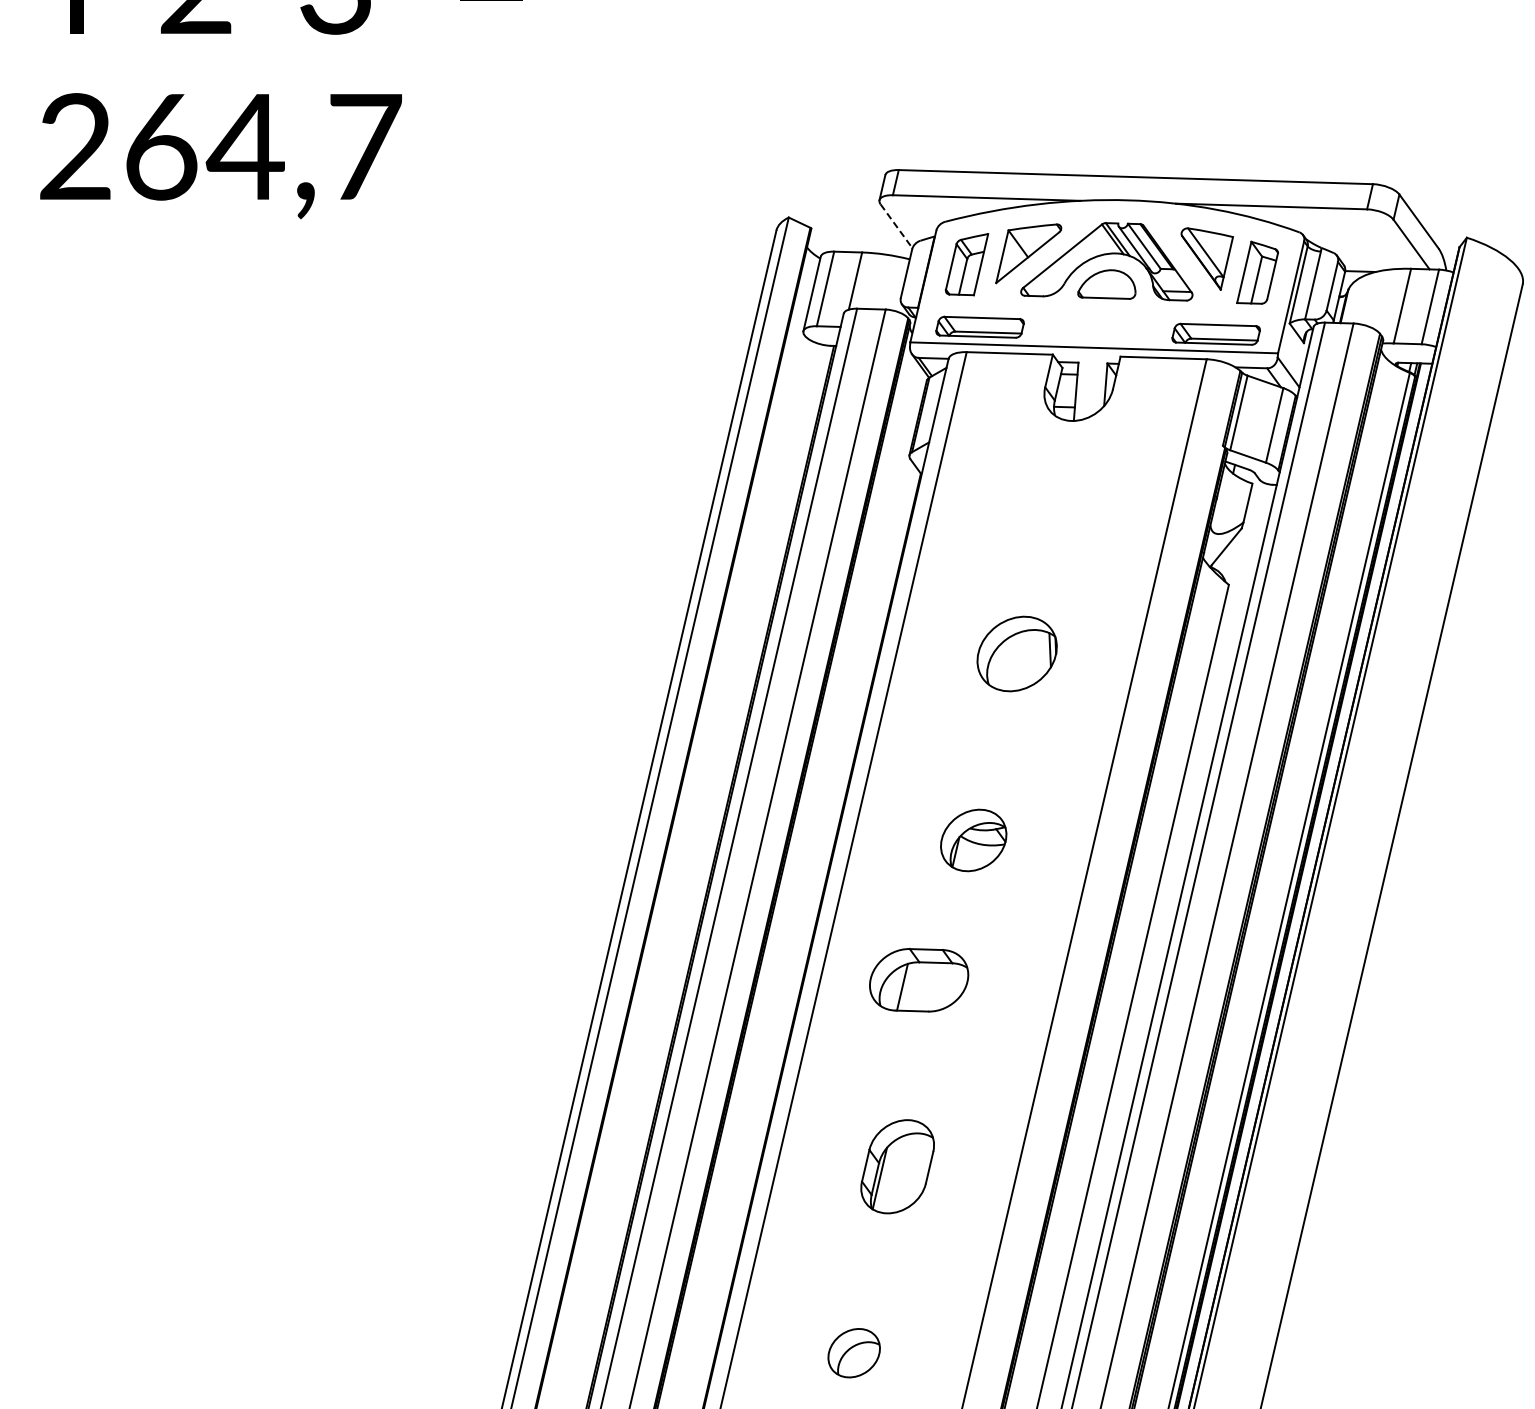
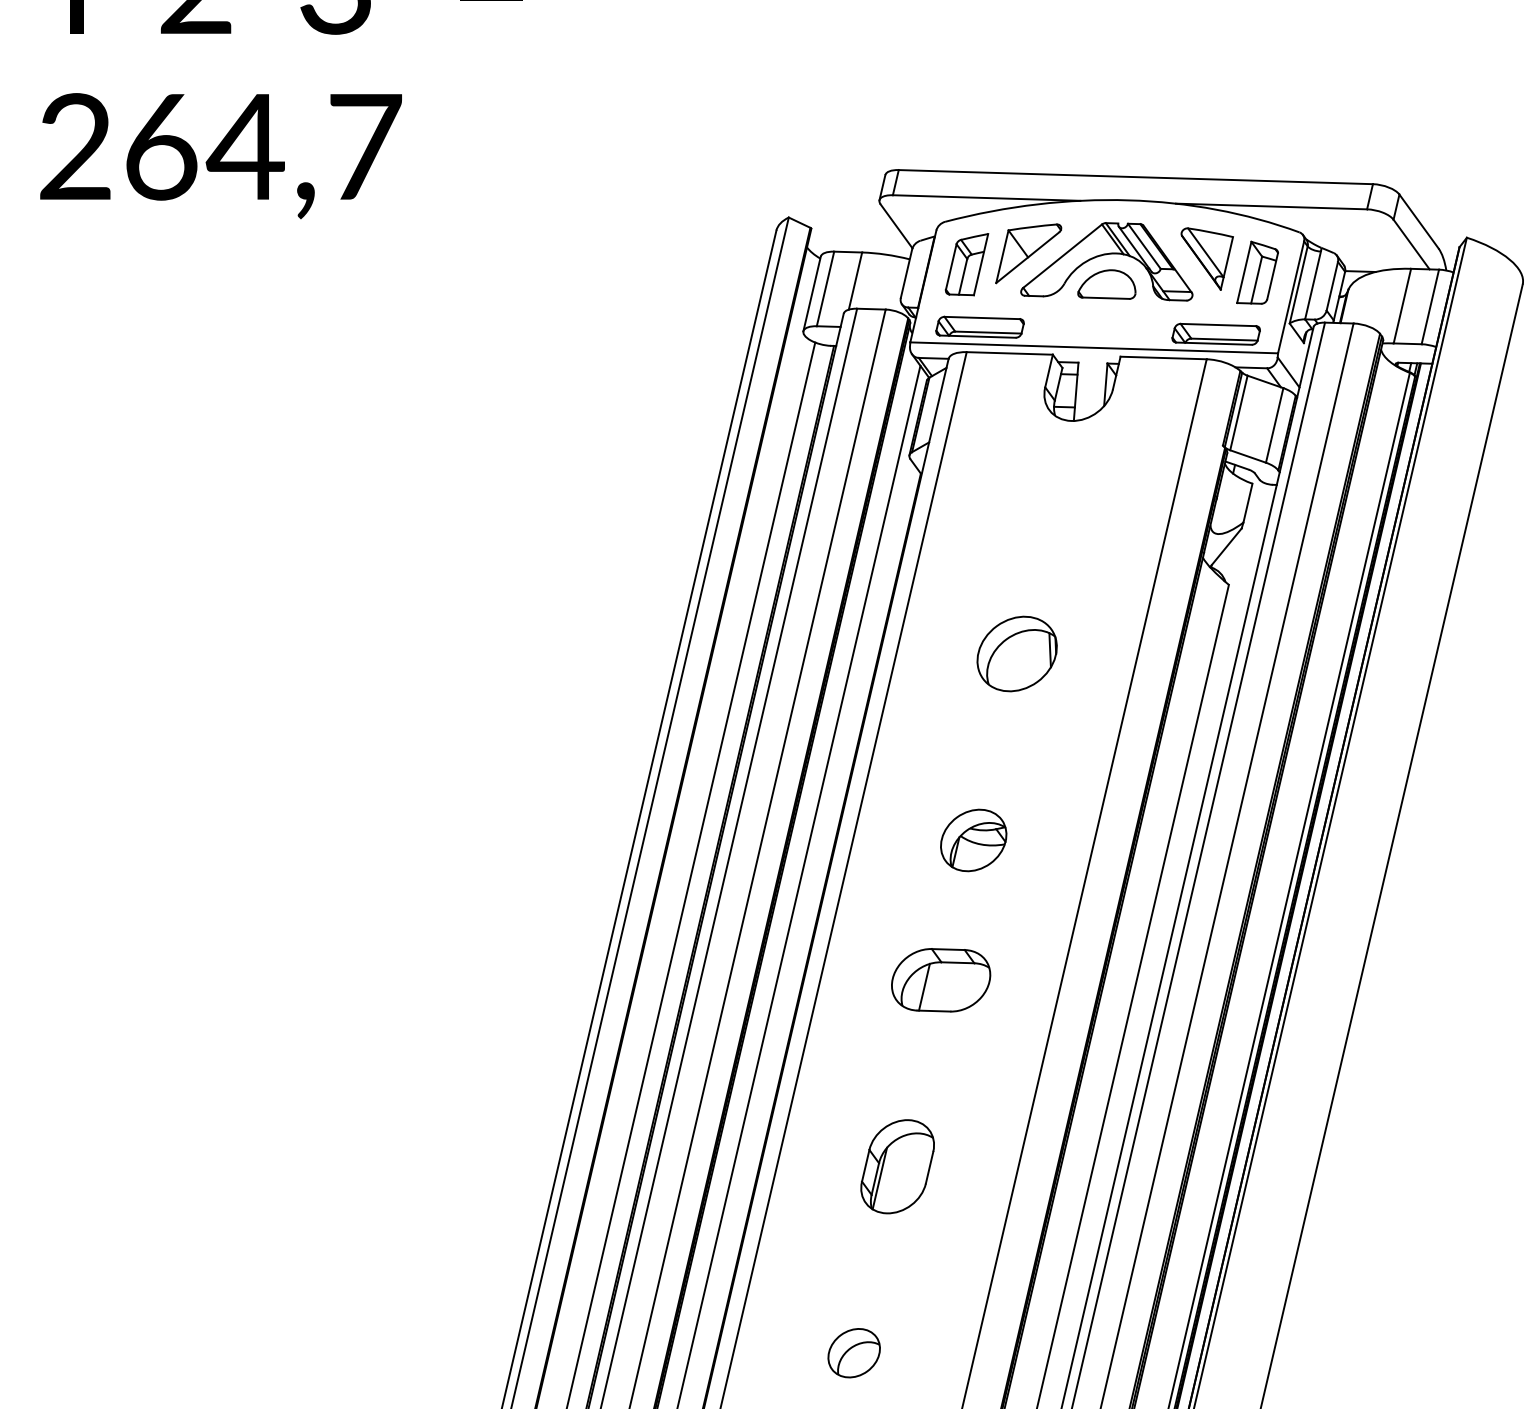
line: dashed -> solid (896, 226)
line: none -> present (691, 873)
line: none -> present (799, 885)
part position: (919, 980) -> (941, 980) (941, 980)
